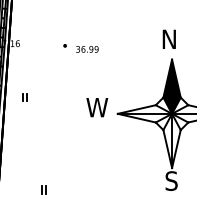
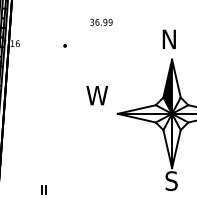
text position: (87, 49) -> (101, 22) (101, 22)
fill: present -> none (176, 86)
part: present -> none (24, 97)
text position: (97, 107) -> (97, 95) (97, 95)
